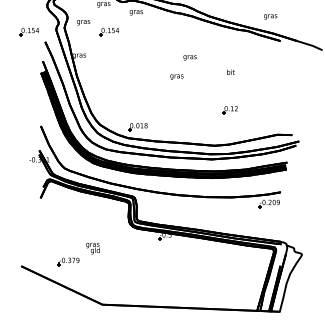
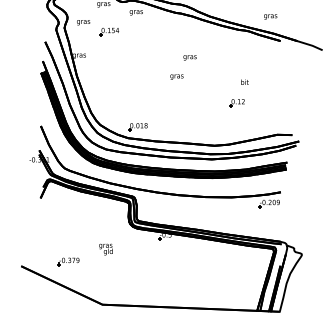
part: present -> none (29, 32)
text position: (230, 71) -> (244, 81) (244, 81)
part position: (229, 110) -> (236, 103) (236, 103)
text position: (92, 248) -> (105, 249) (105, 249)
